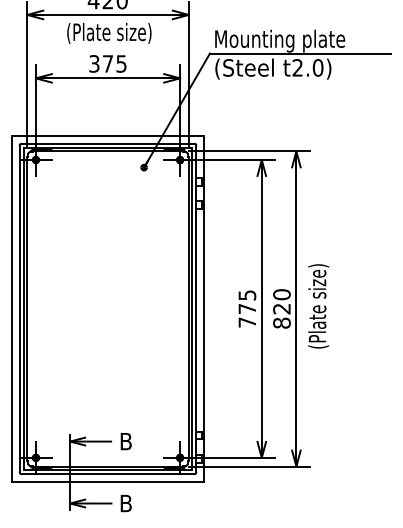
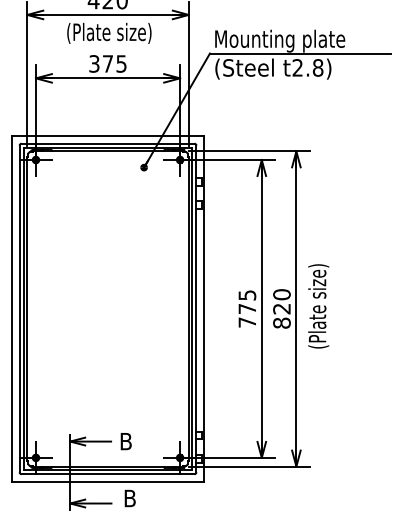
text: t2.0) -> t2.8) (317, 67)
text position: (125, 503) -> (129, 498) (129, 498)
